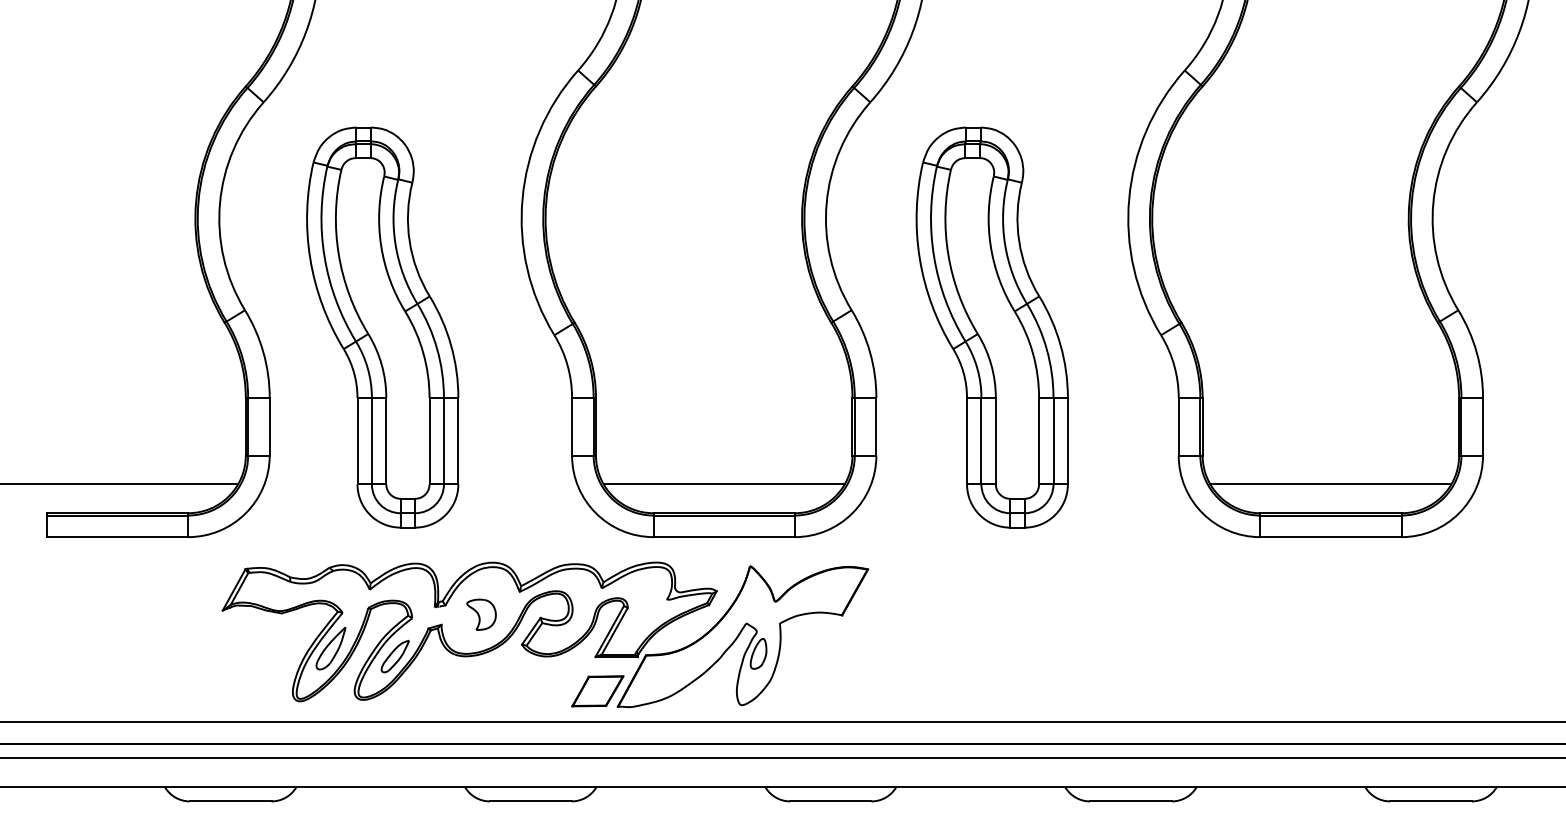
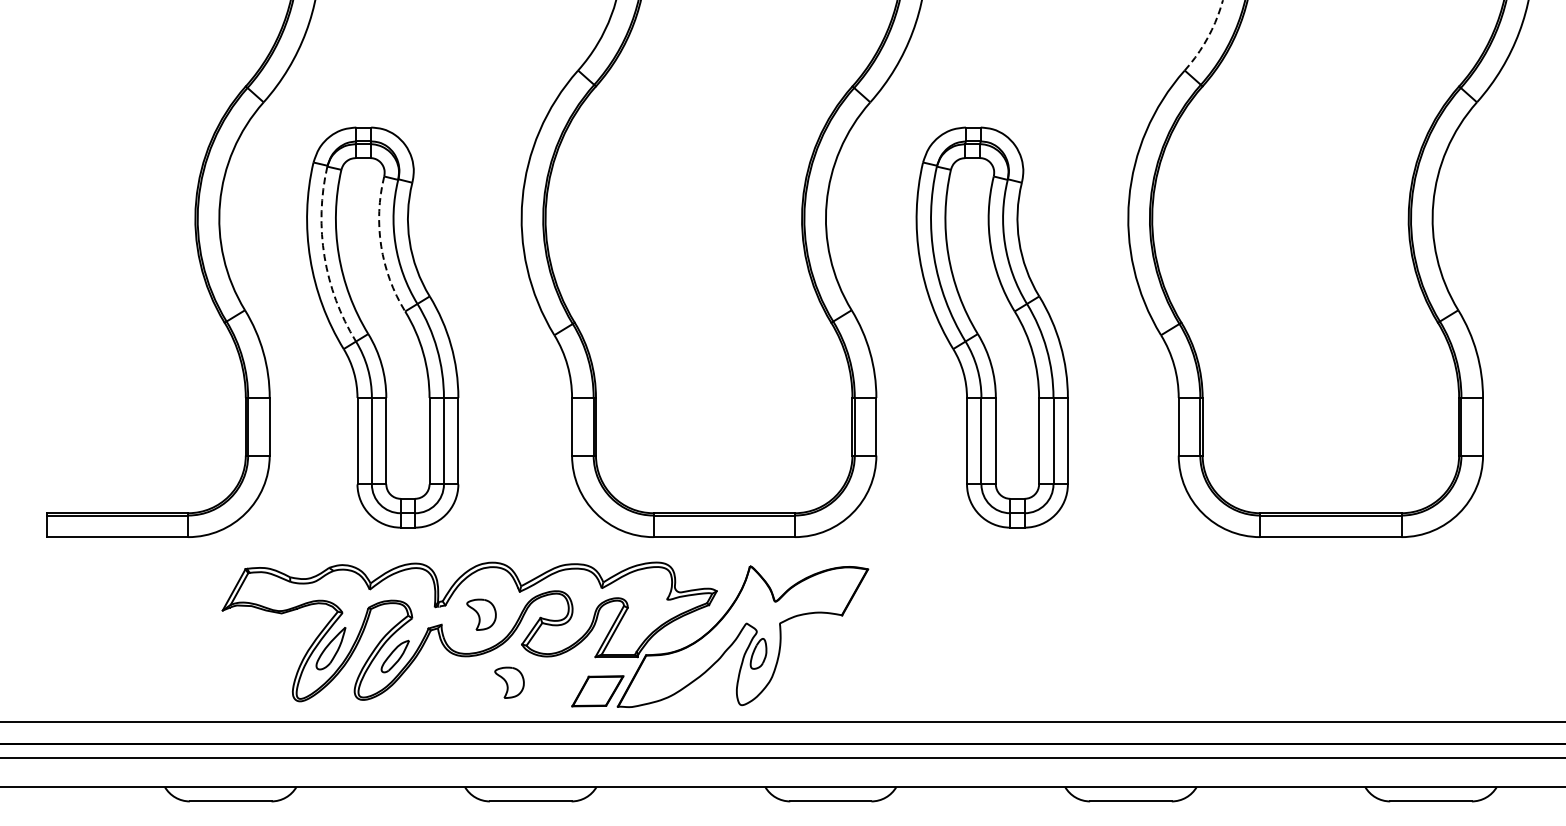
arc: solid -> dashed (1207, 37)
arc: solid -> dashed (381, 246)
arc: solid -> dashed (324, 256)
line: present -> none (120, 484)
line: present -> none (723, 484)
line: present -> none (1330, 484)
part: none -> present (509, 682)
